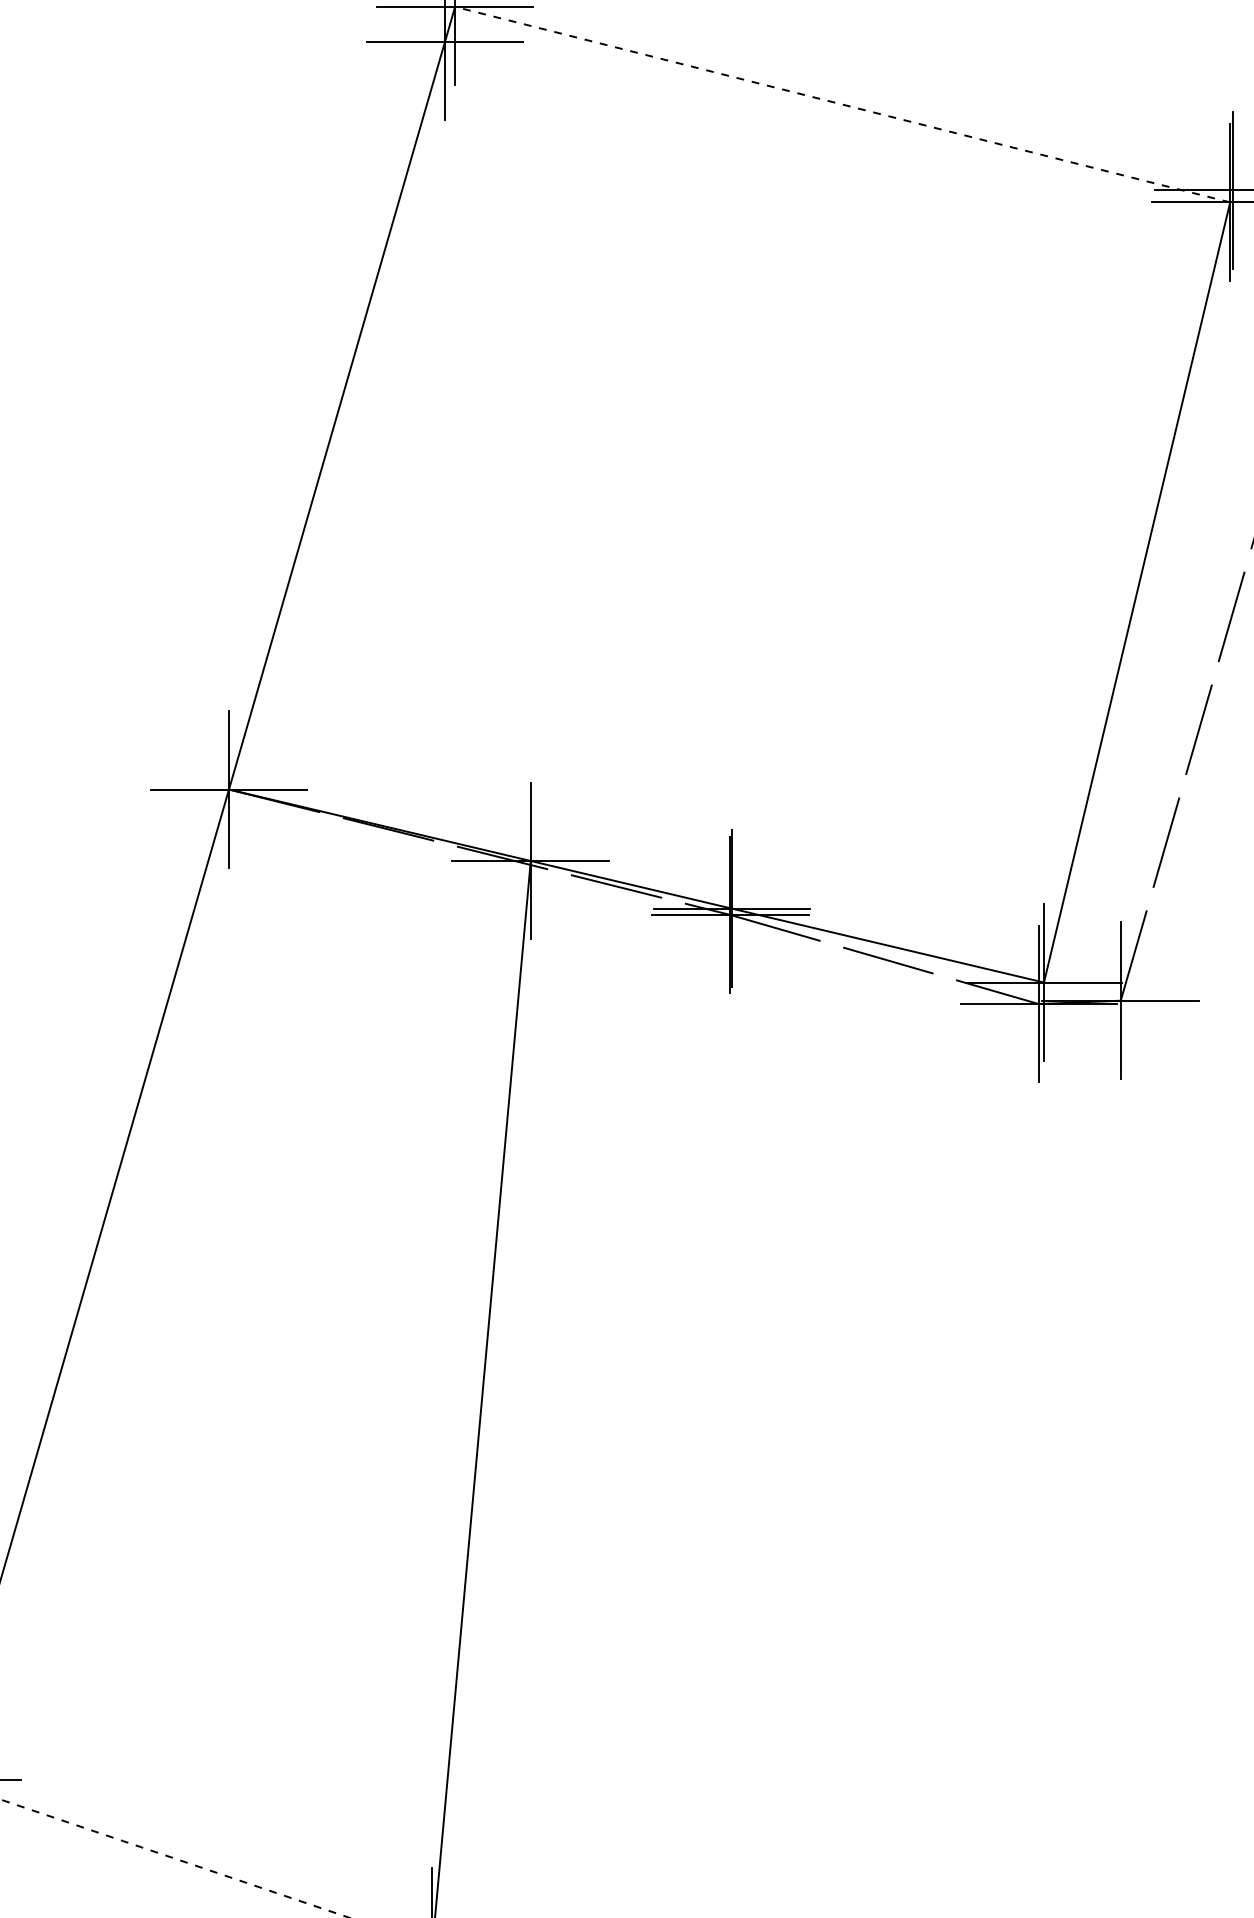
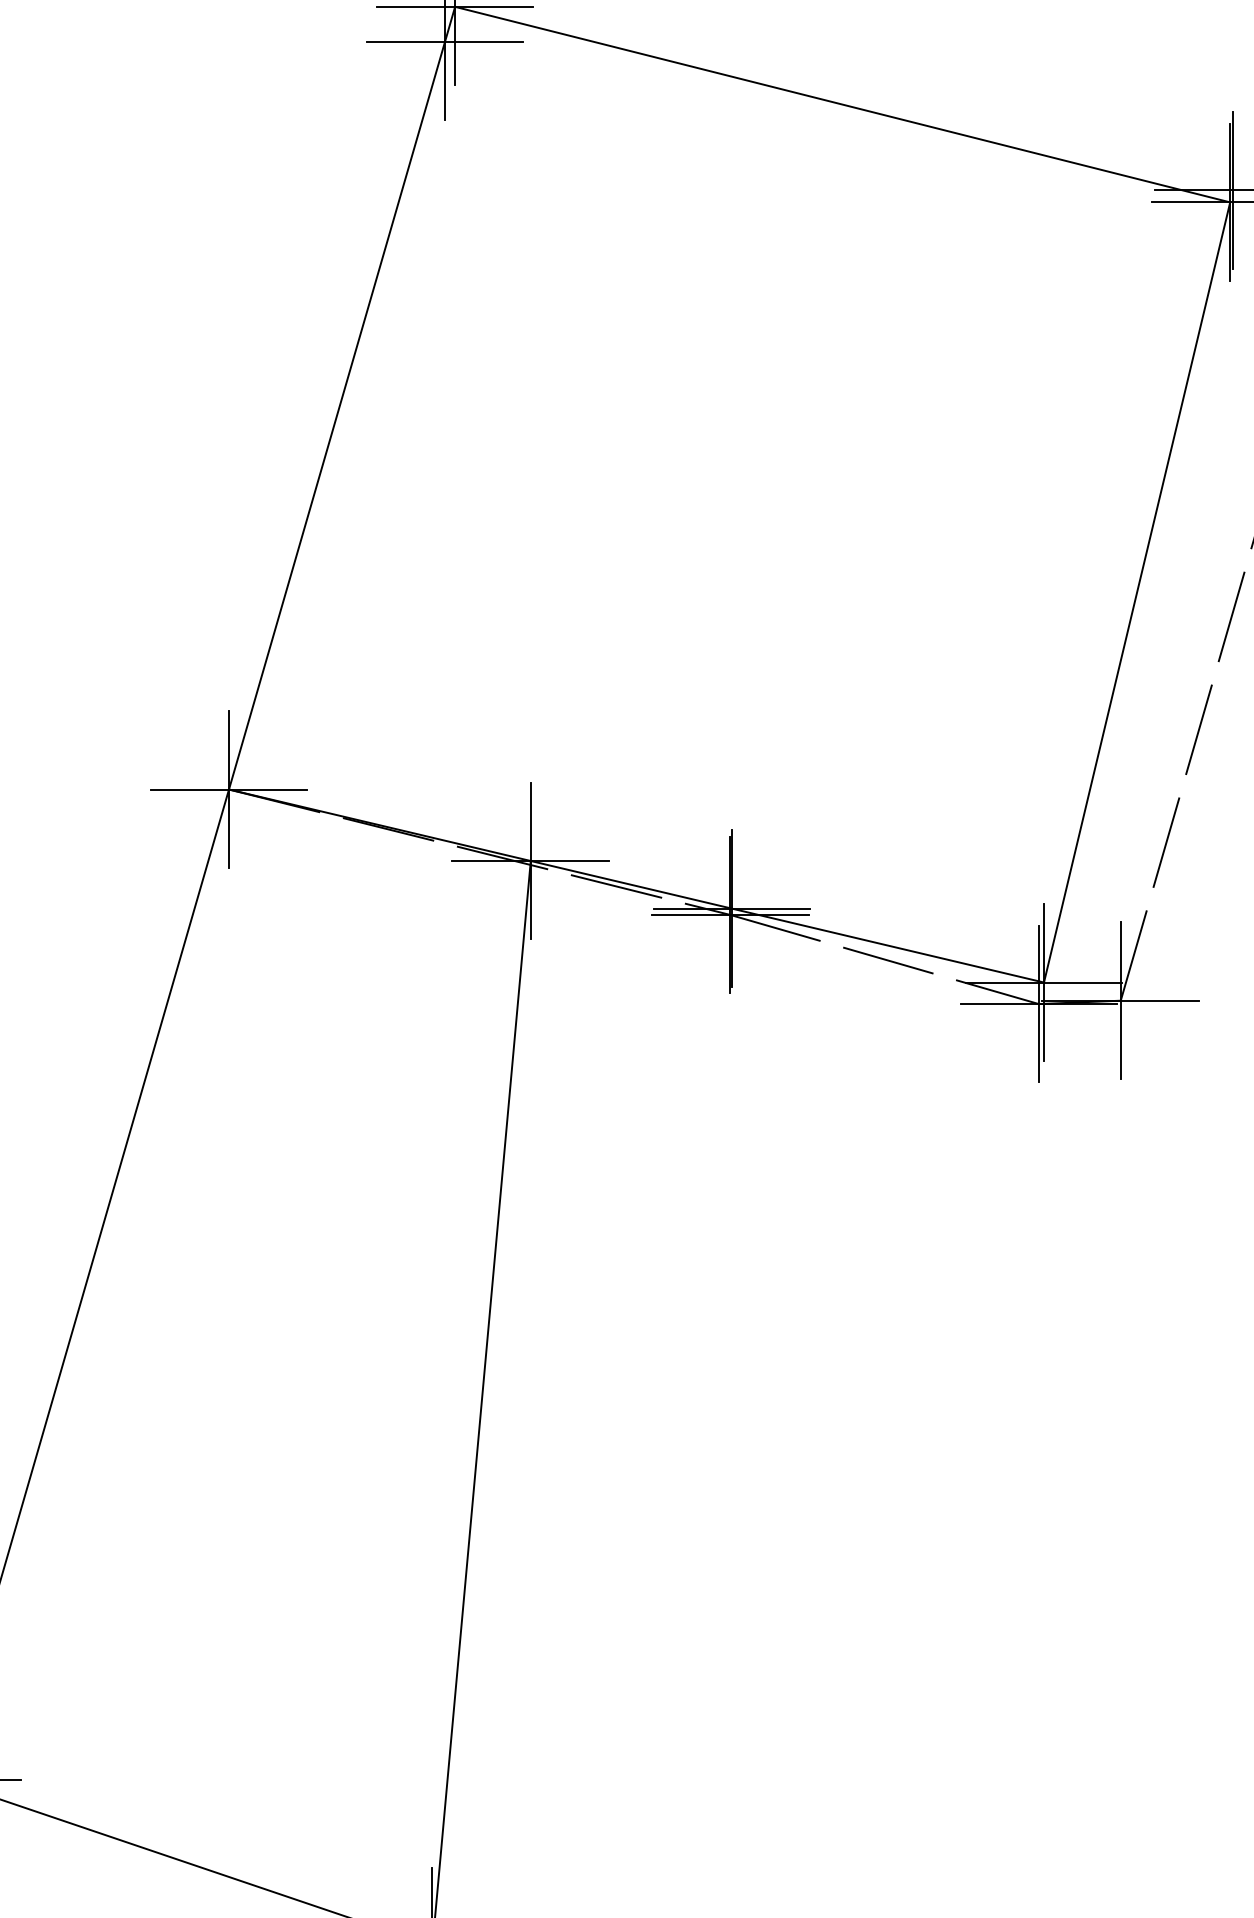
line: dashed -> solid (842, 104)
line: dashed -> solid (175, 1858)
